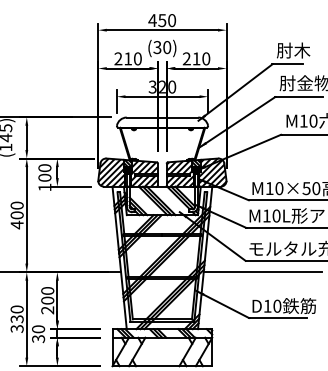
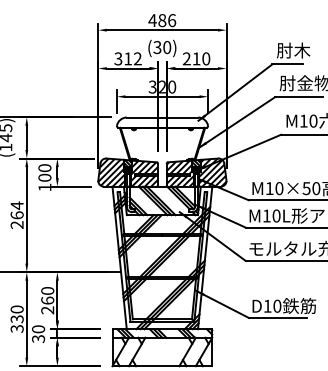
text: 450 -> 486 (167, 20)
text: 210 -> 312 (127, 58)
text: 400 -> 264 (16, 215)
line: present -> none (262, 272)
text: 200 -> 260 (47, 300)
